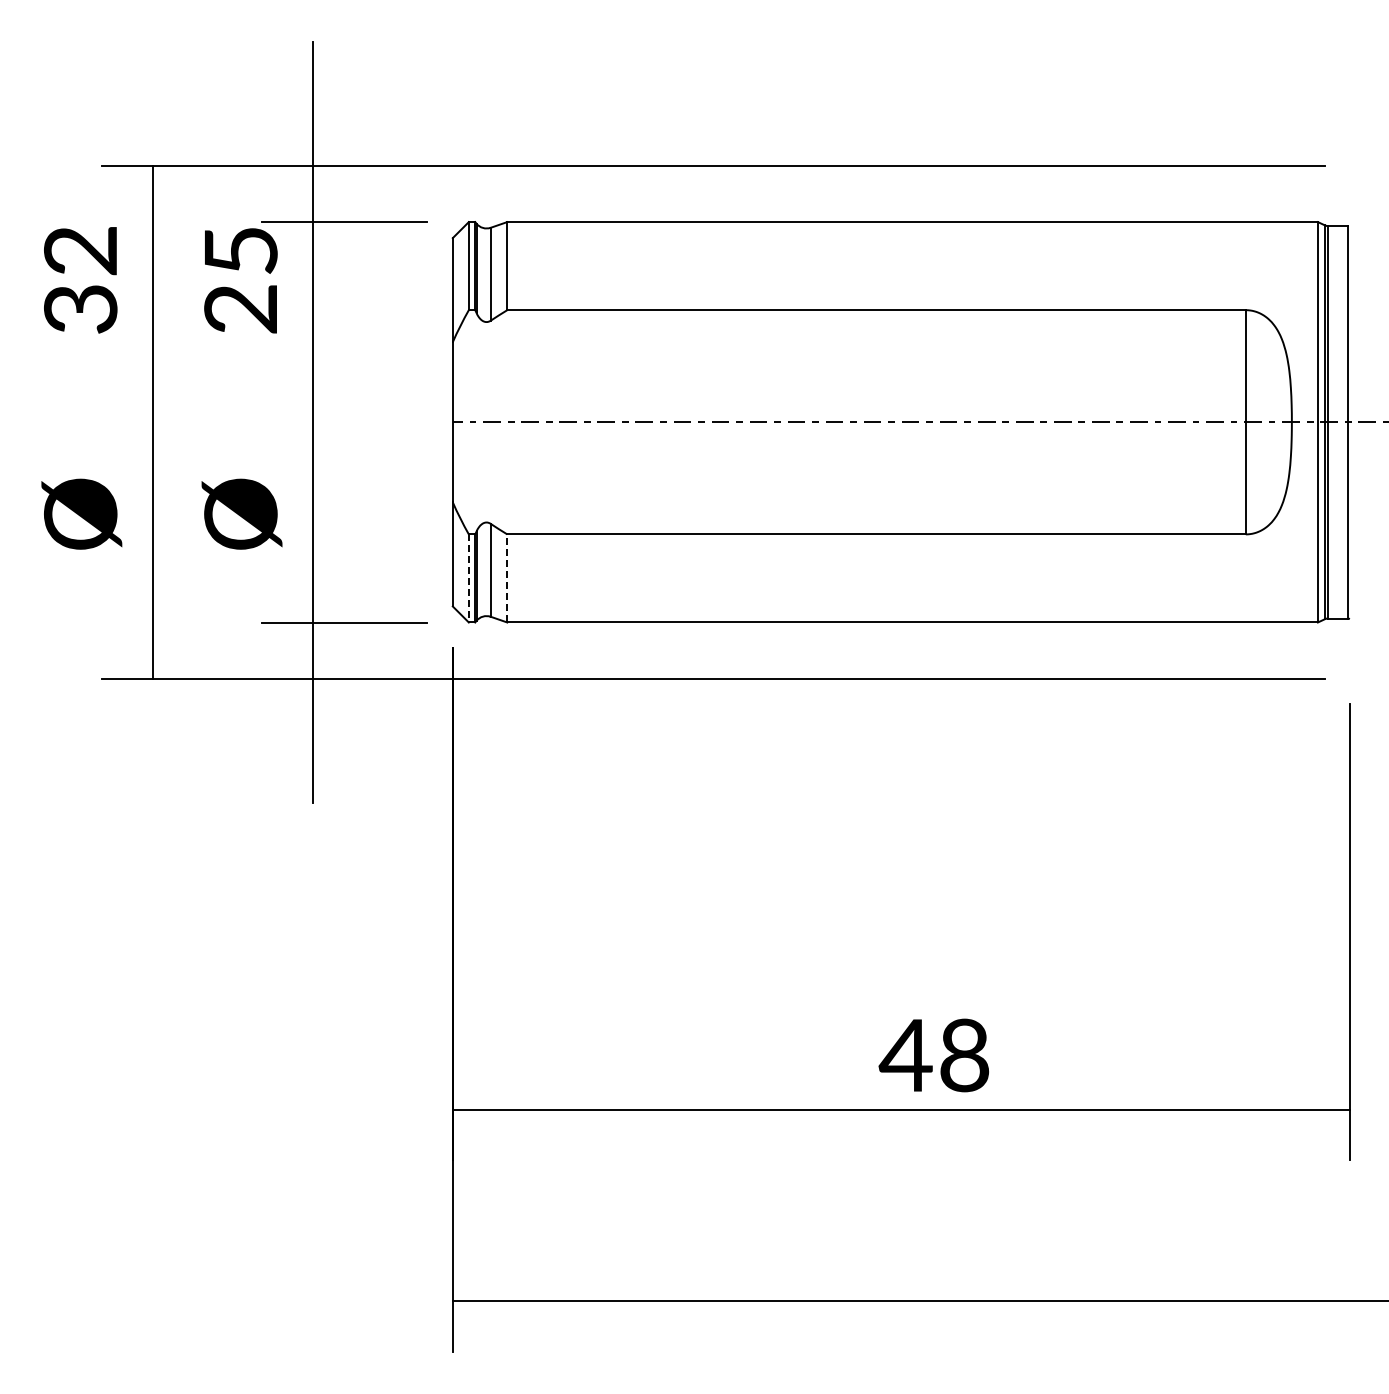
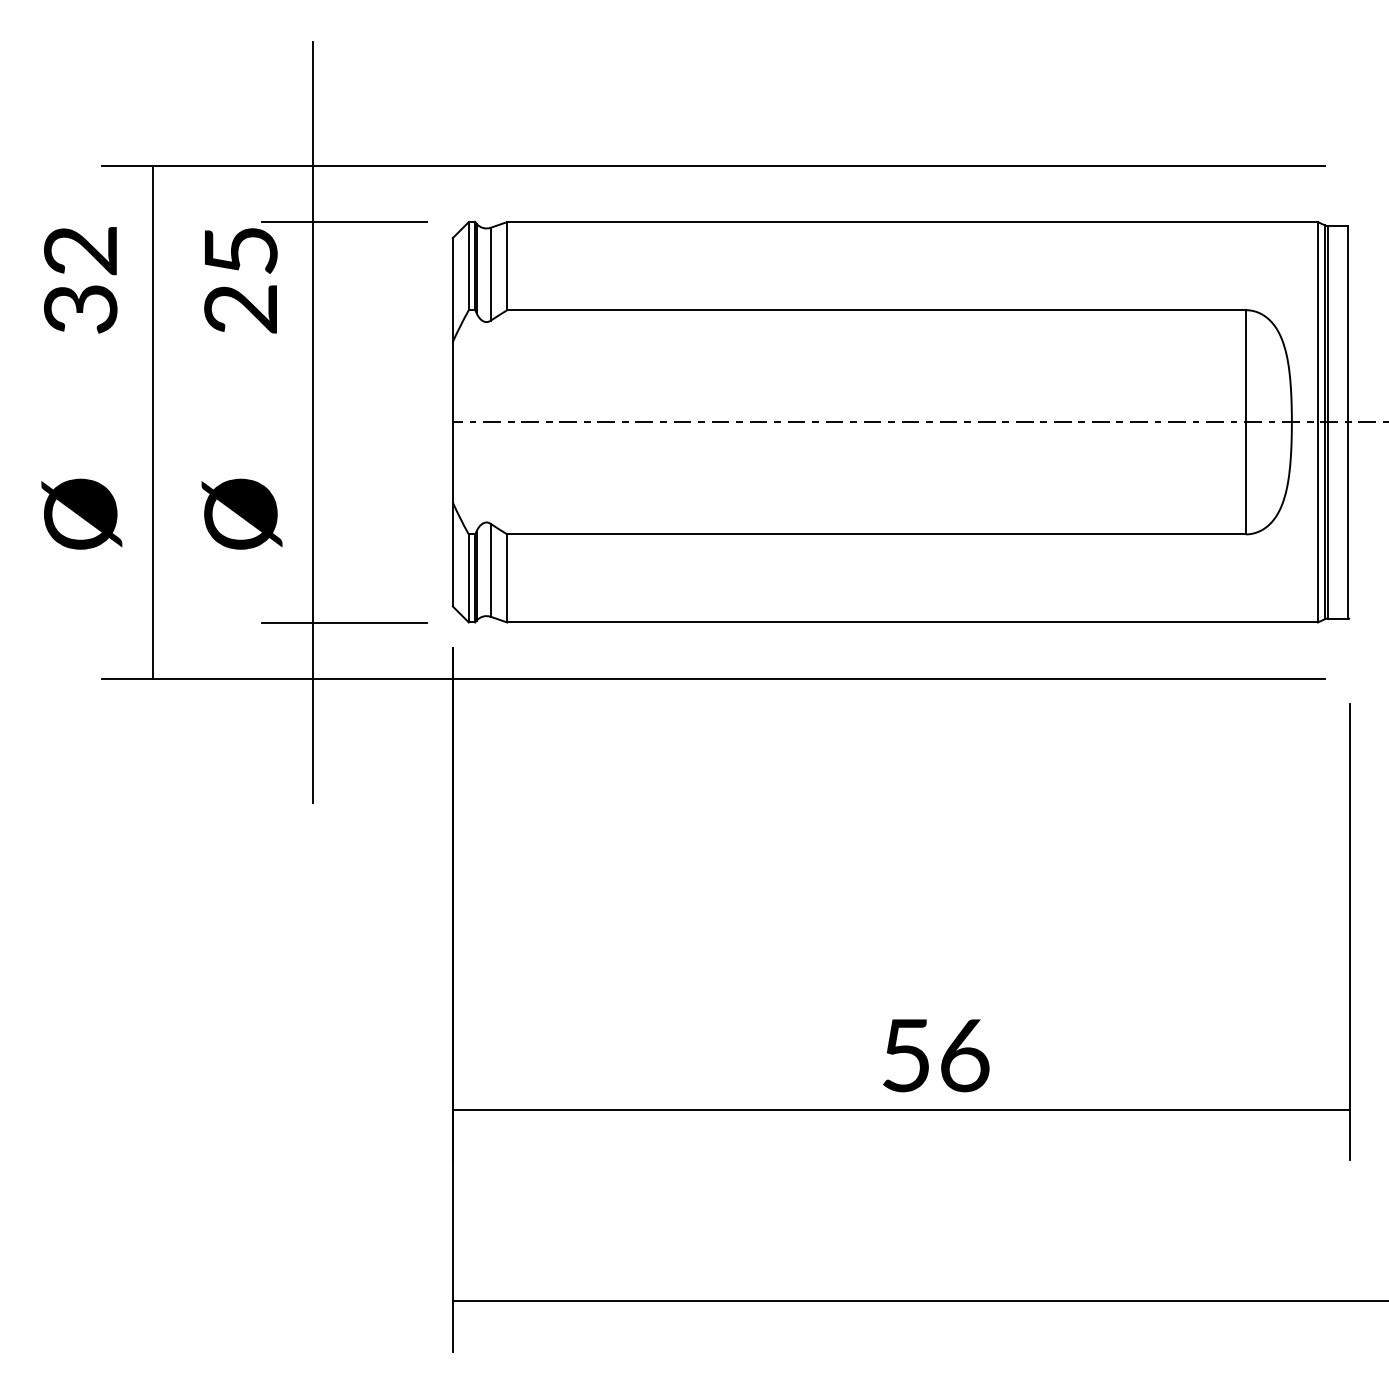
line: dashed -> solid (507, 577)
line: dashed -> solid (468, 578)
text: 48 -> 56 (933, 1055)
